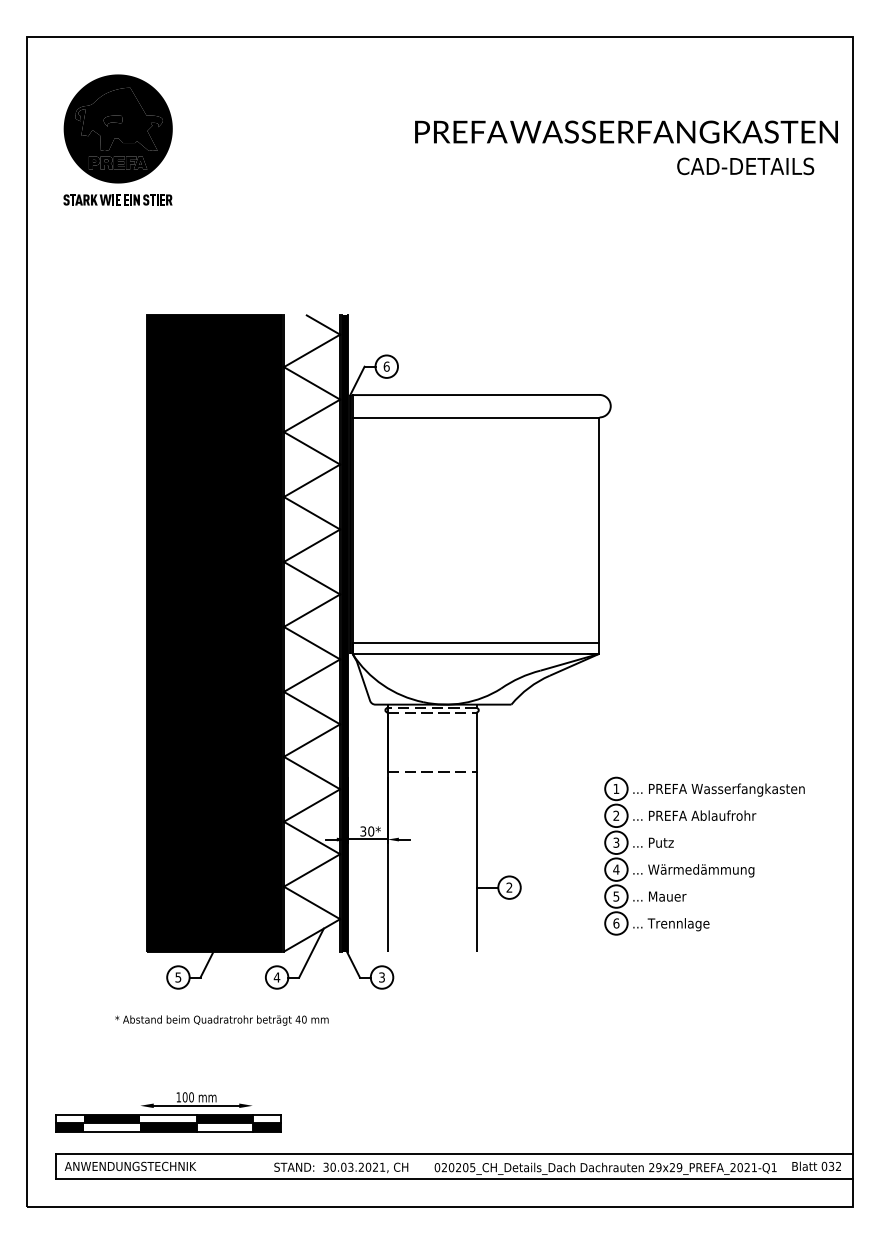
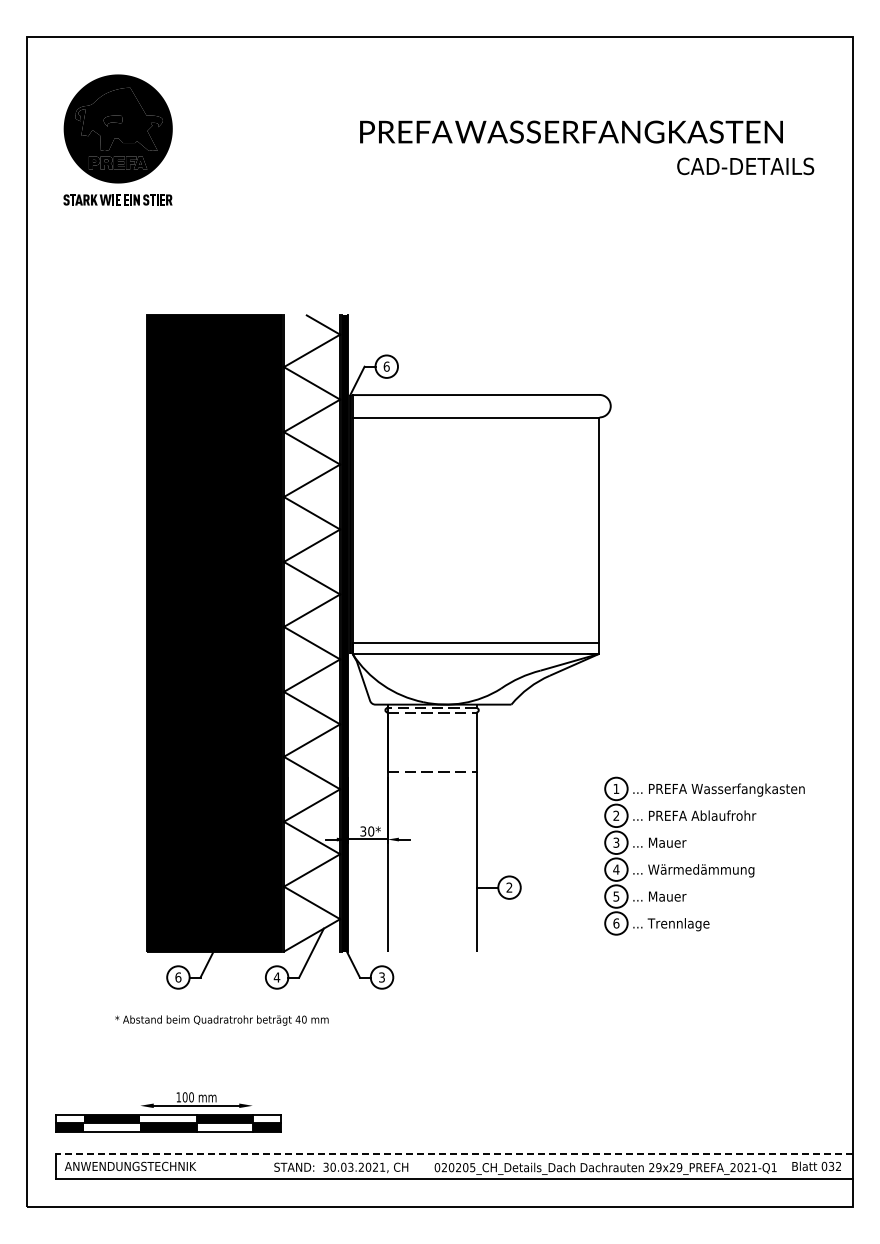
text position: (626, 131) -> (571, 131) (571, 131)
text: ... Putz -> ... Mauer (668, 842)
text: 5 -> 6 (178, 977)
line: solid -> dashed (454, 1154)
